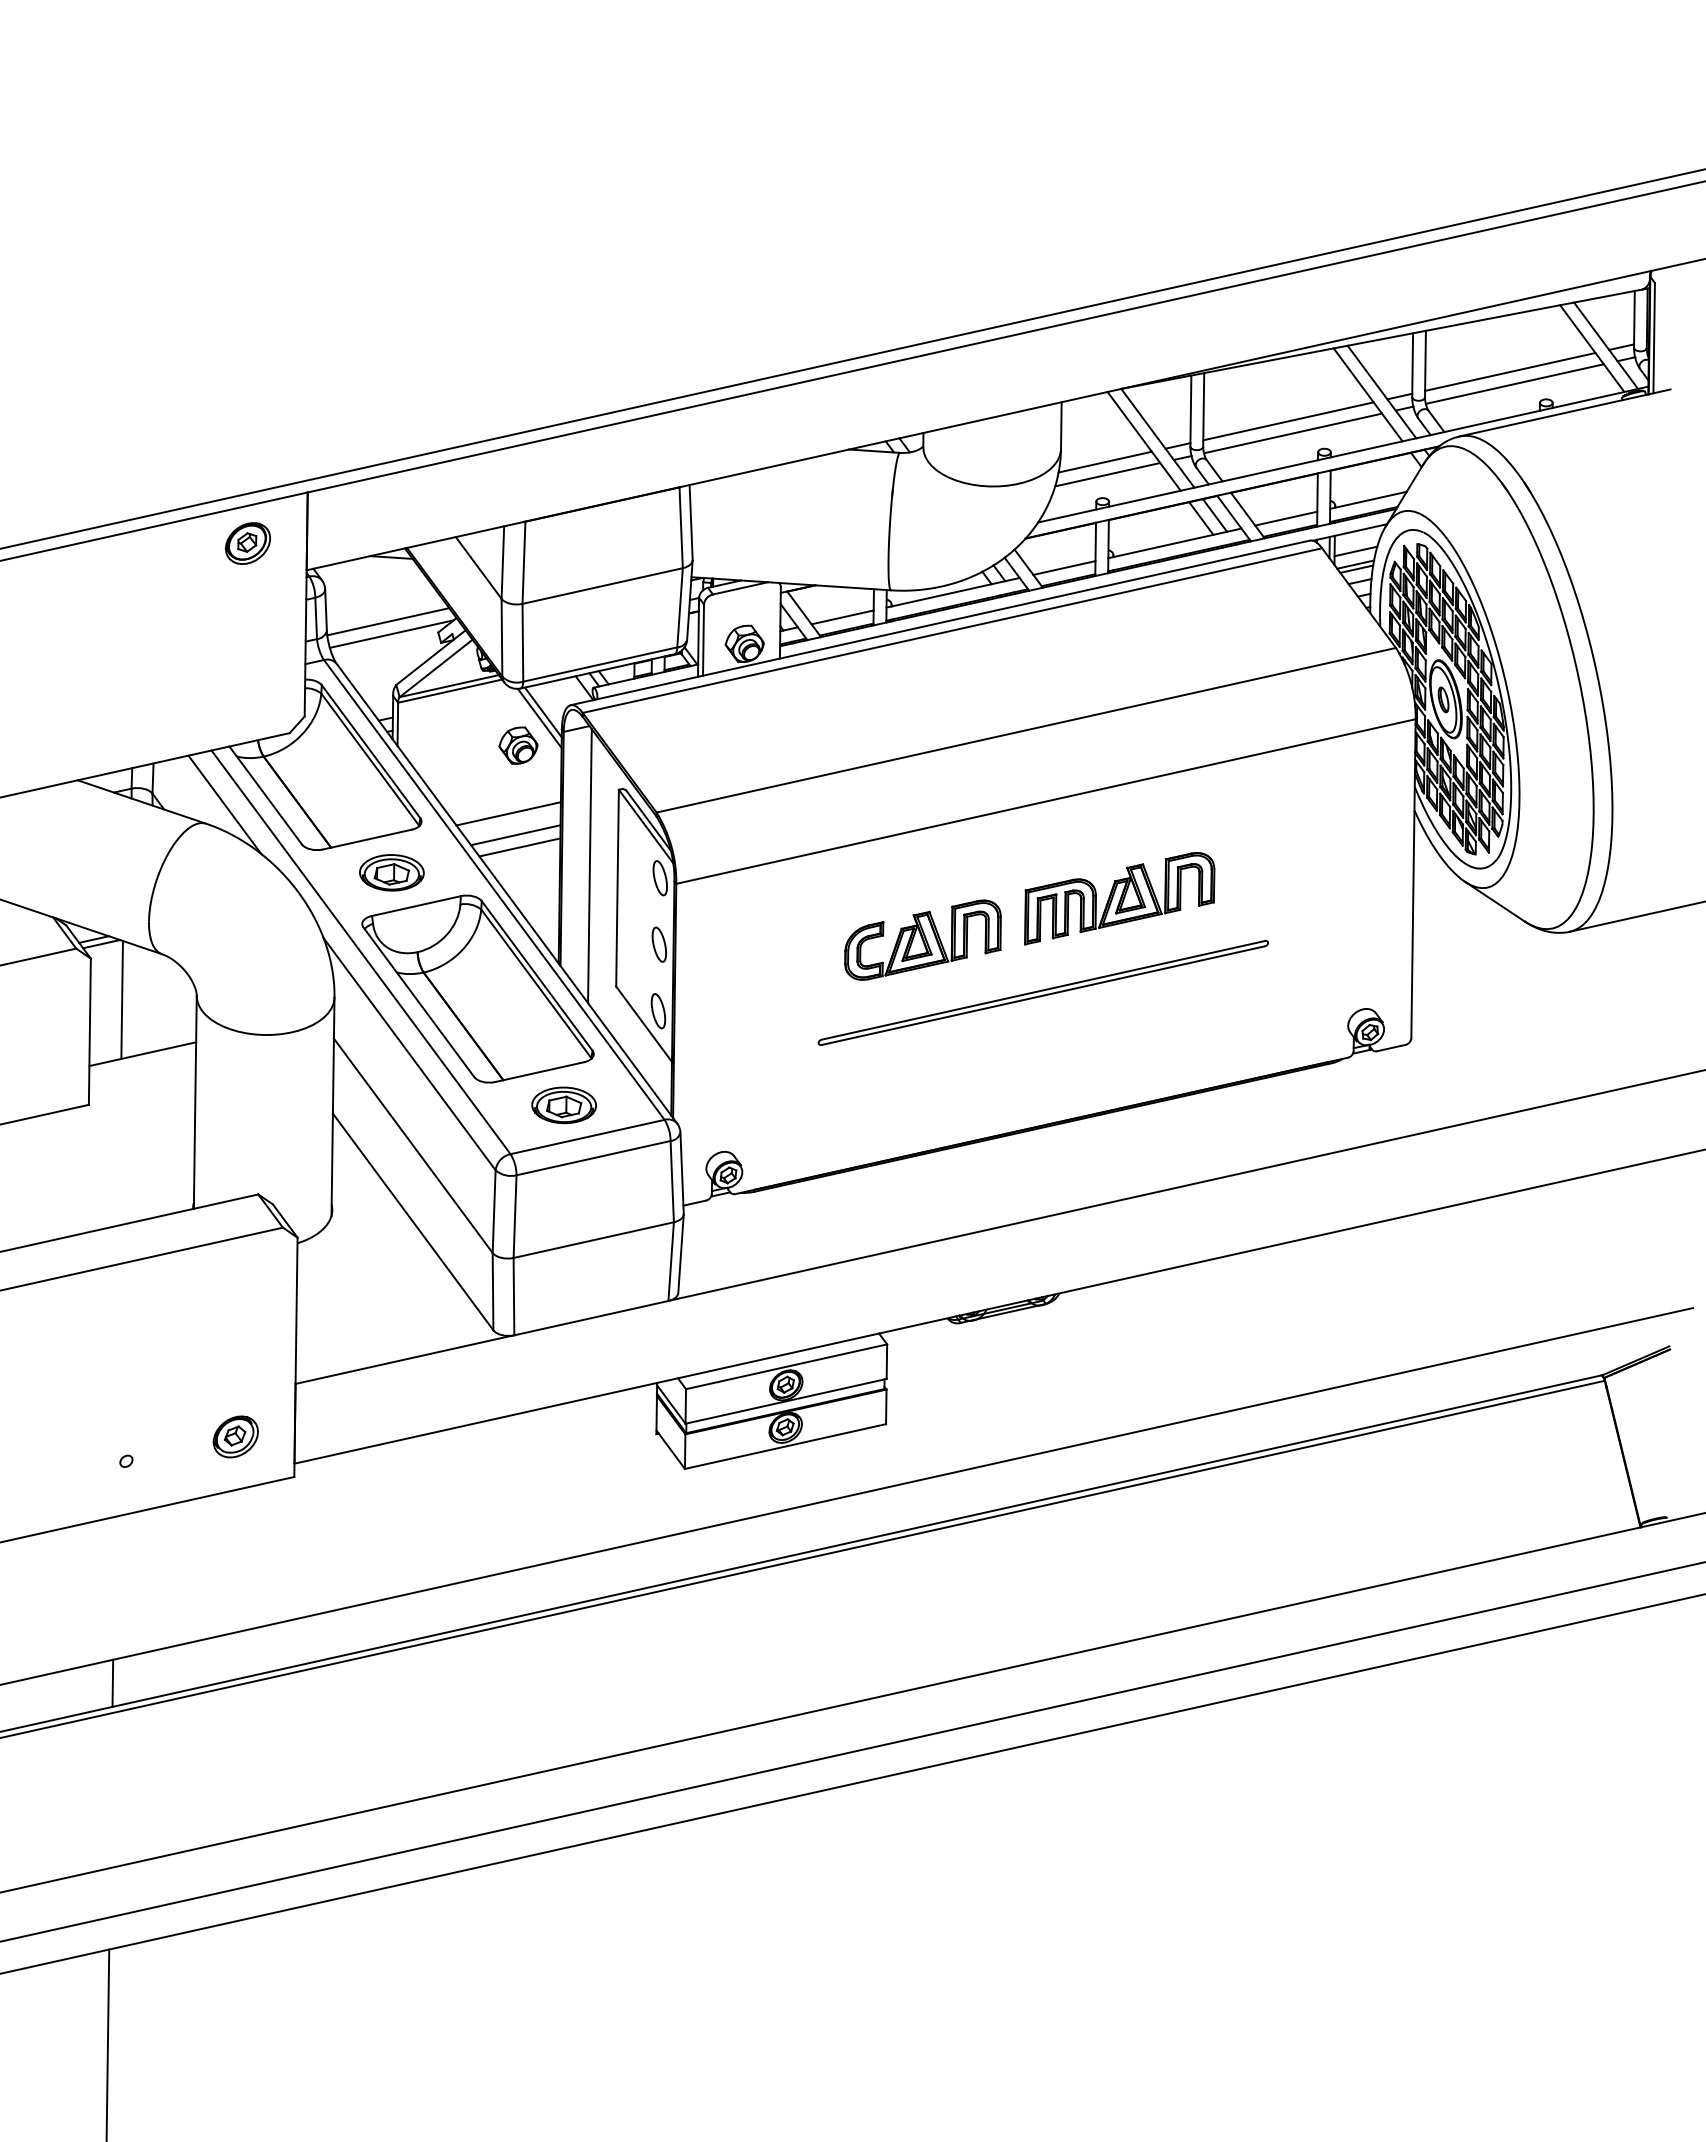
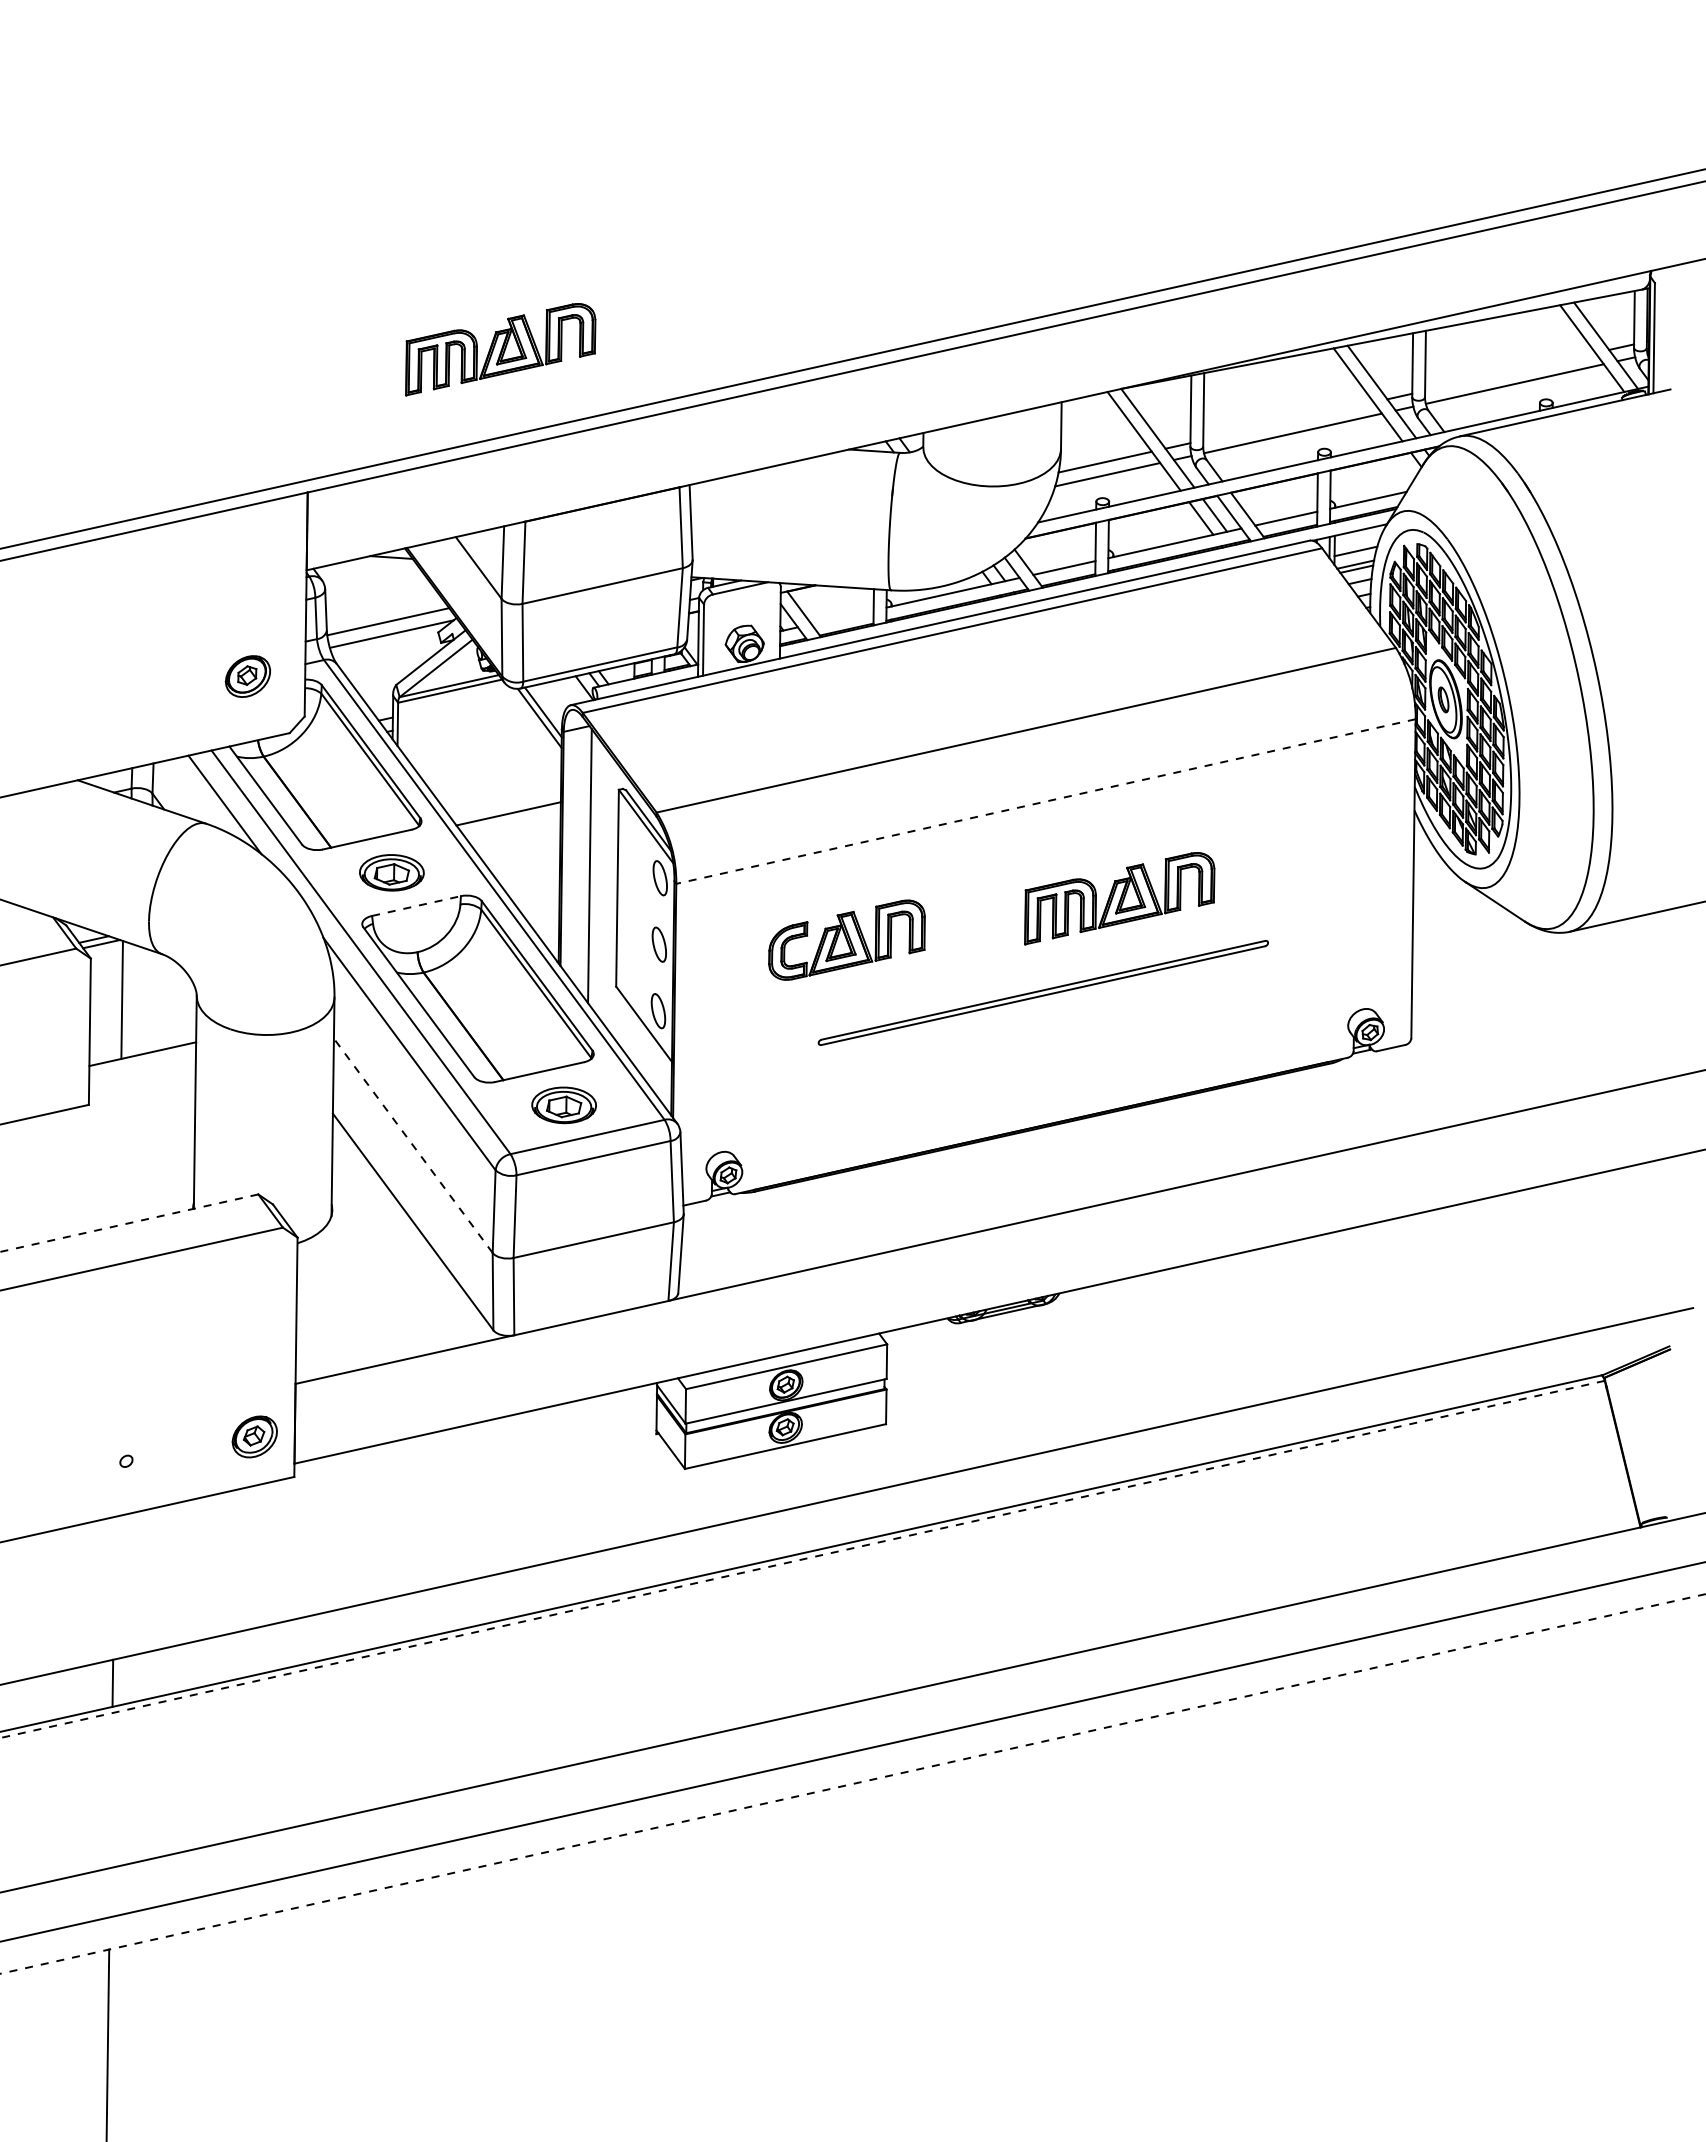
part: none -> present (500, 349)
line: present -> none (1510, 371)
line: present -> none (1288, 421)
part position: (247, 543) -> (247, 676) (247, 676)
line: present -> none (842, 617)
part: present -> none (518, 745)
line: solid -> dashed (1046, 801)
line: present -> none (515, 835)
line: present -> none (519, 847)
line: solid -> dashed (416, 906)
part position: (922, 939) -> (846, 939) (846, 939)
line: solid -> dashed (413, 1145)
line: solid -> dashed (129, 1223)
part position: (235, 1436) -> (254, 1436) (254, 1436)
line: solid -> dashed (802, 1559)
line: solid -> dashed (853, 1783)
